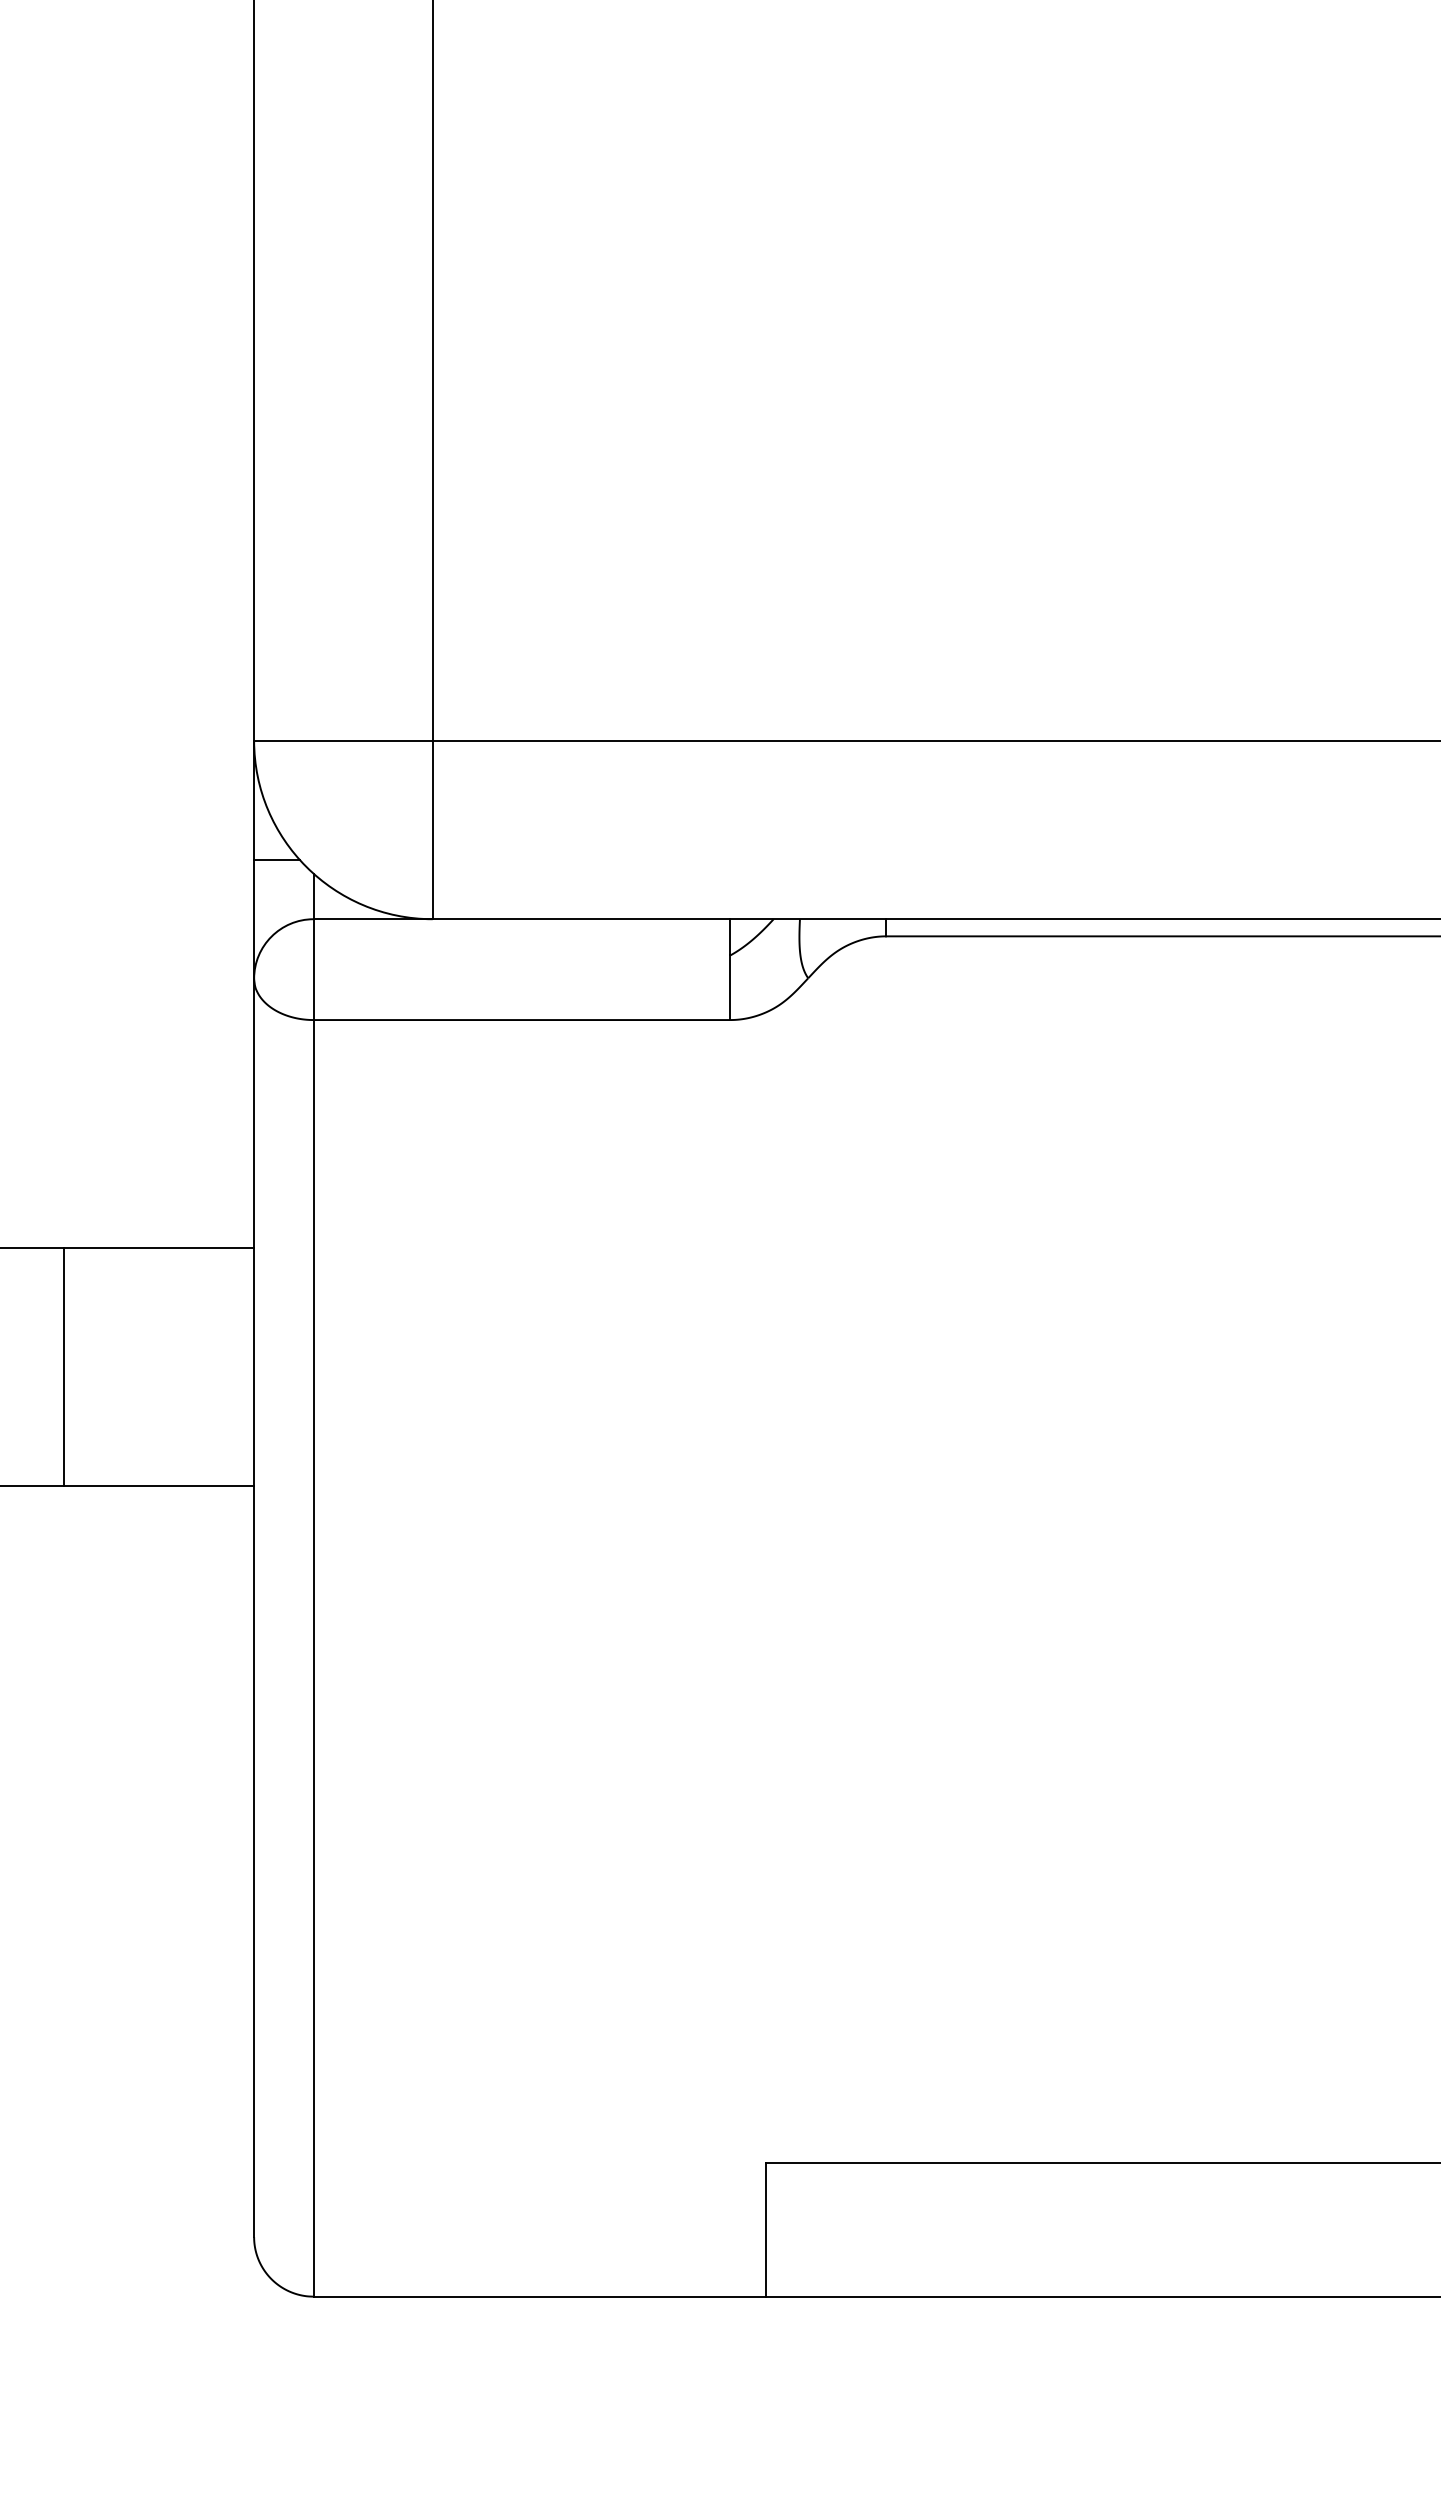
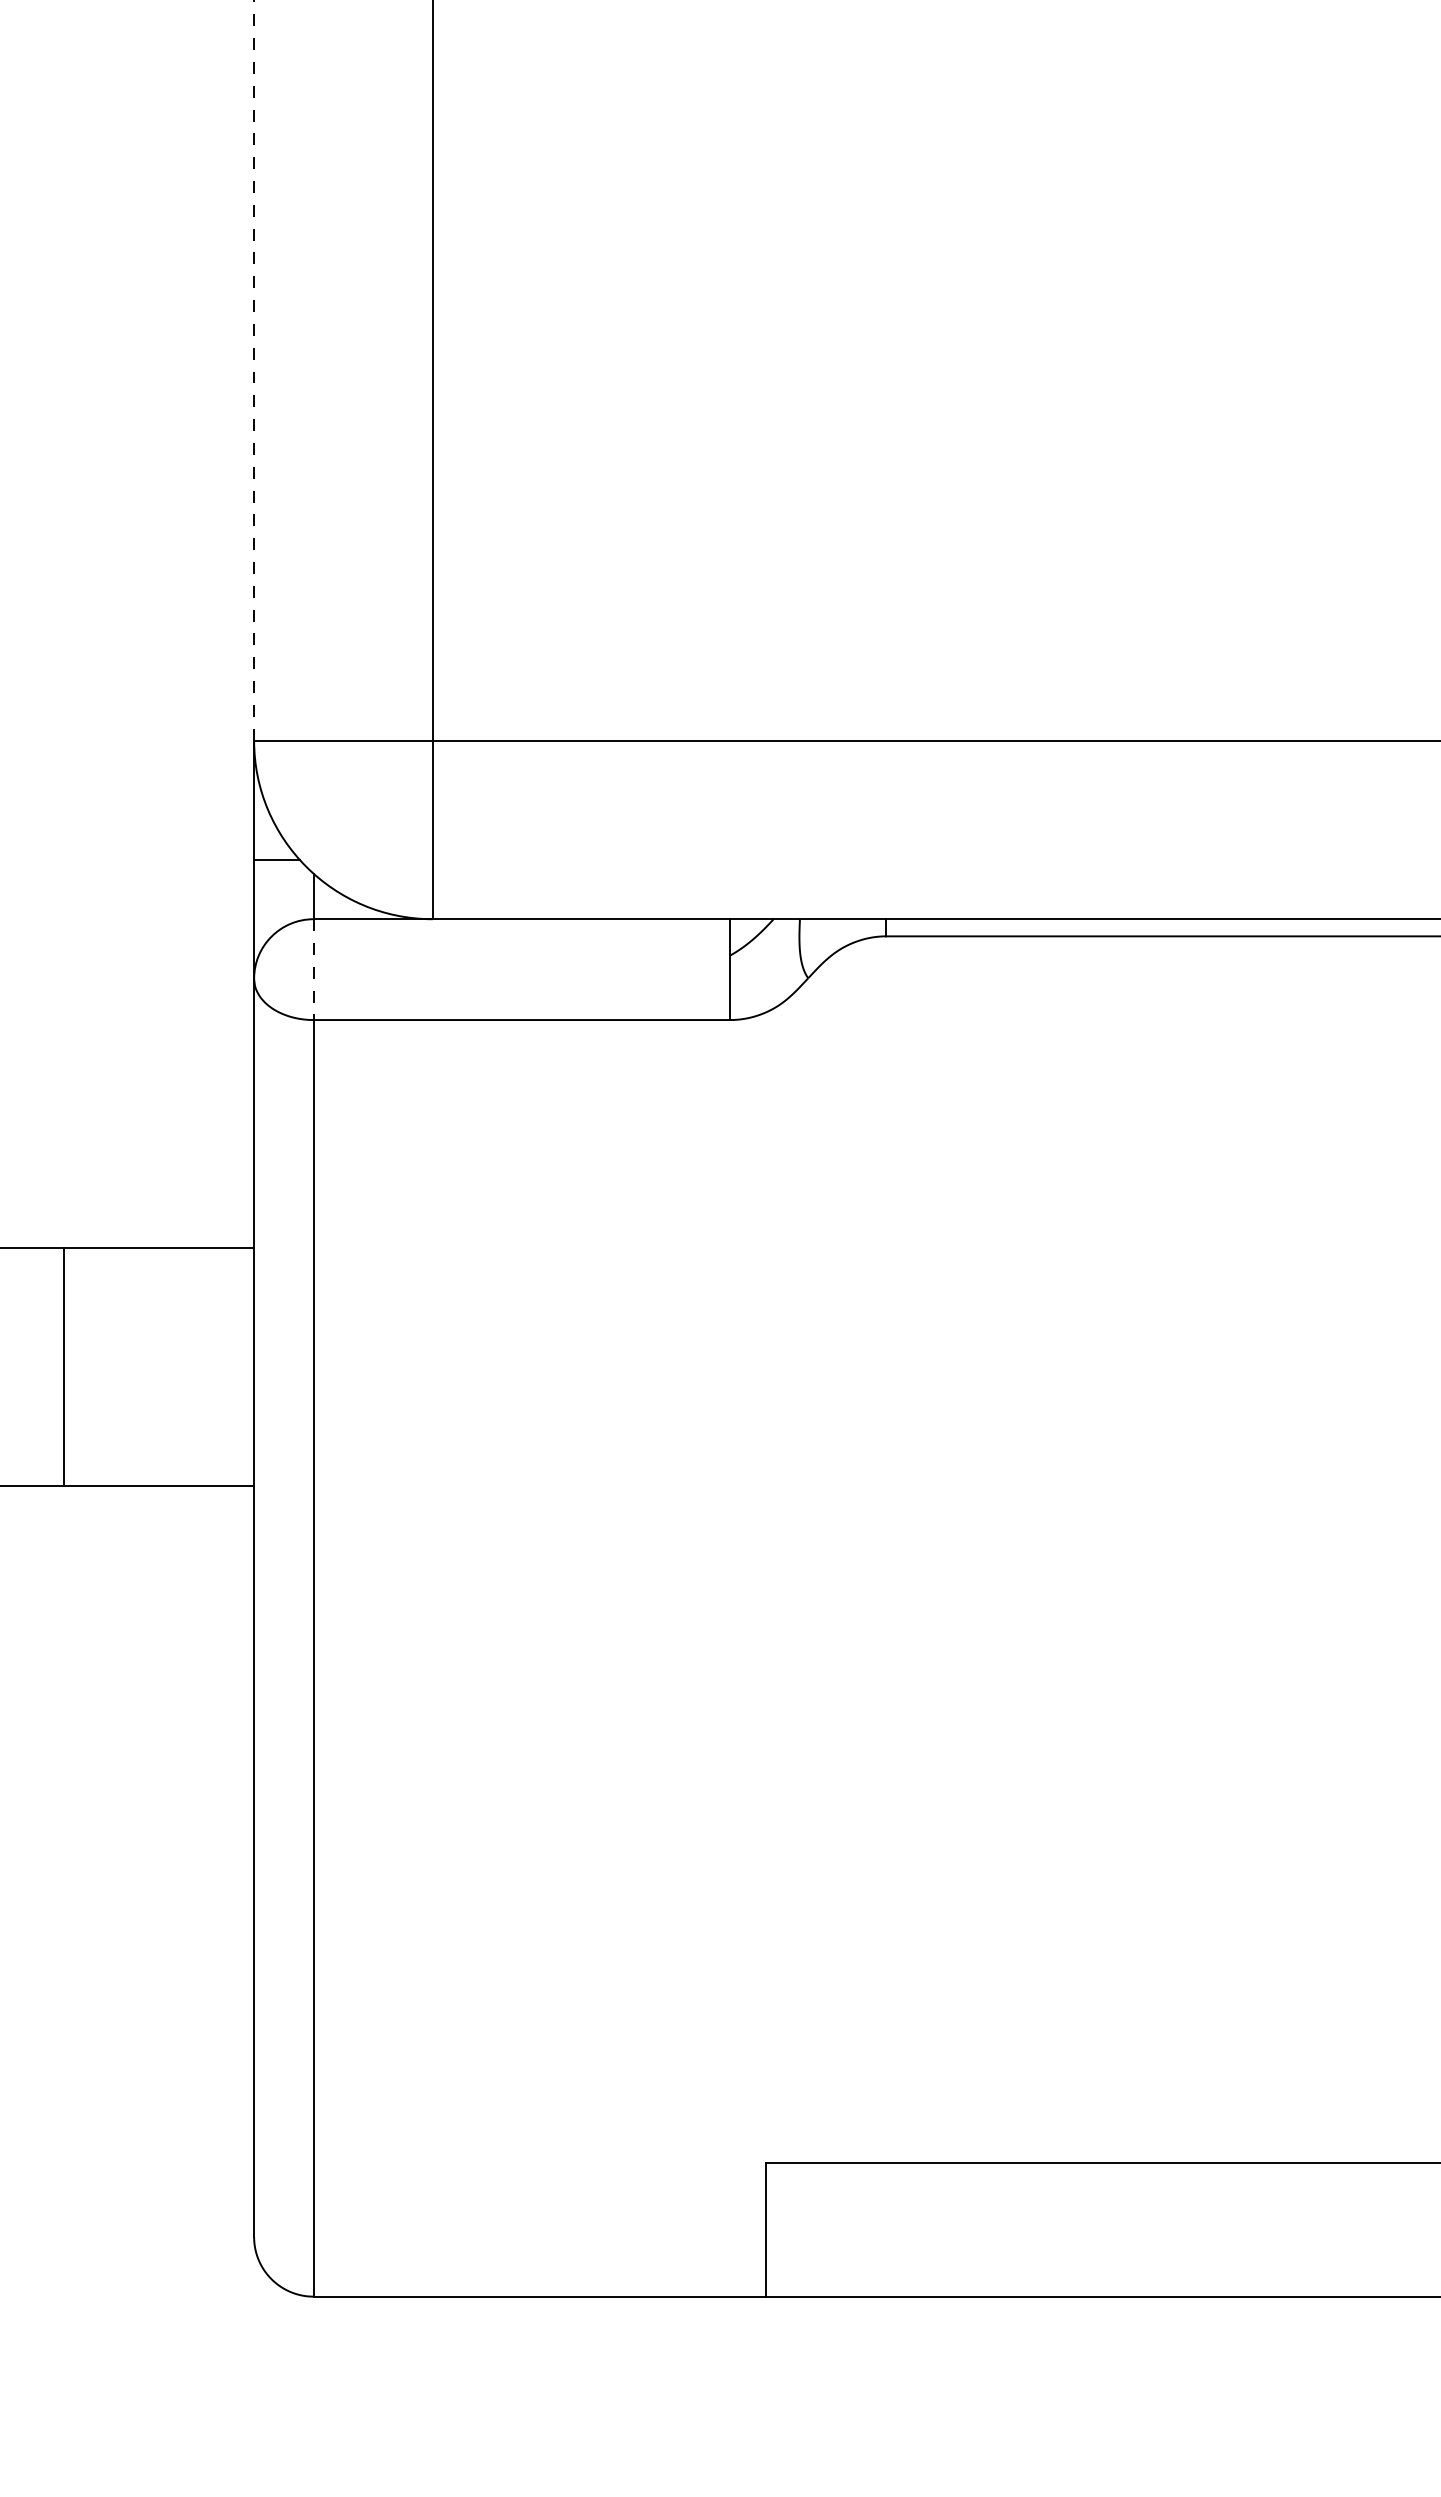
line: solid -> dashed (254, 370)
line: solid -> dashed (313, 970)
